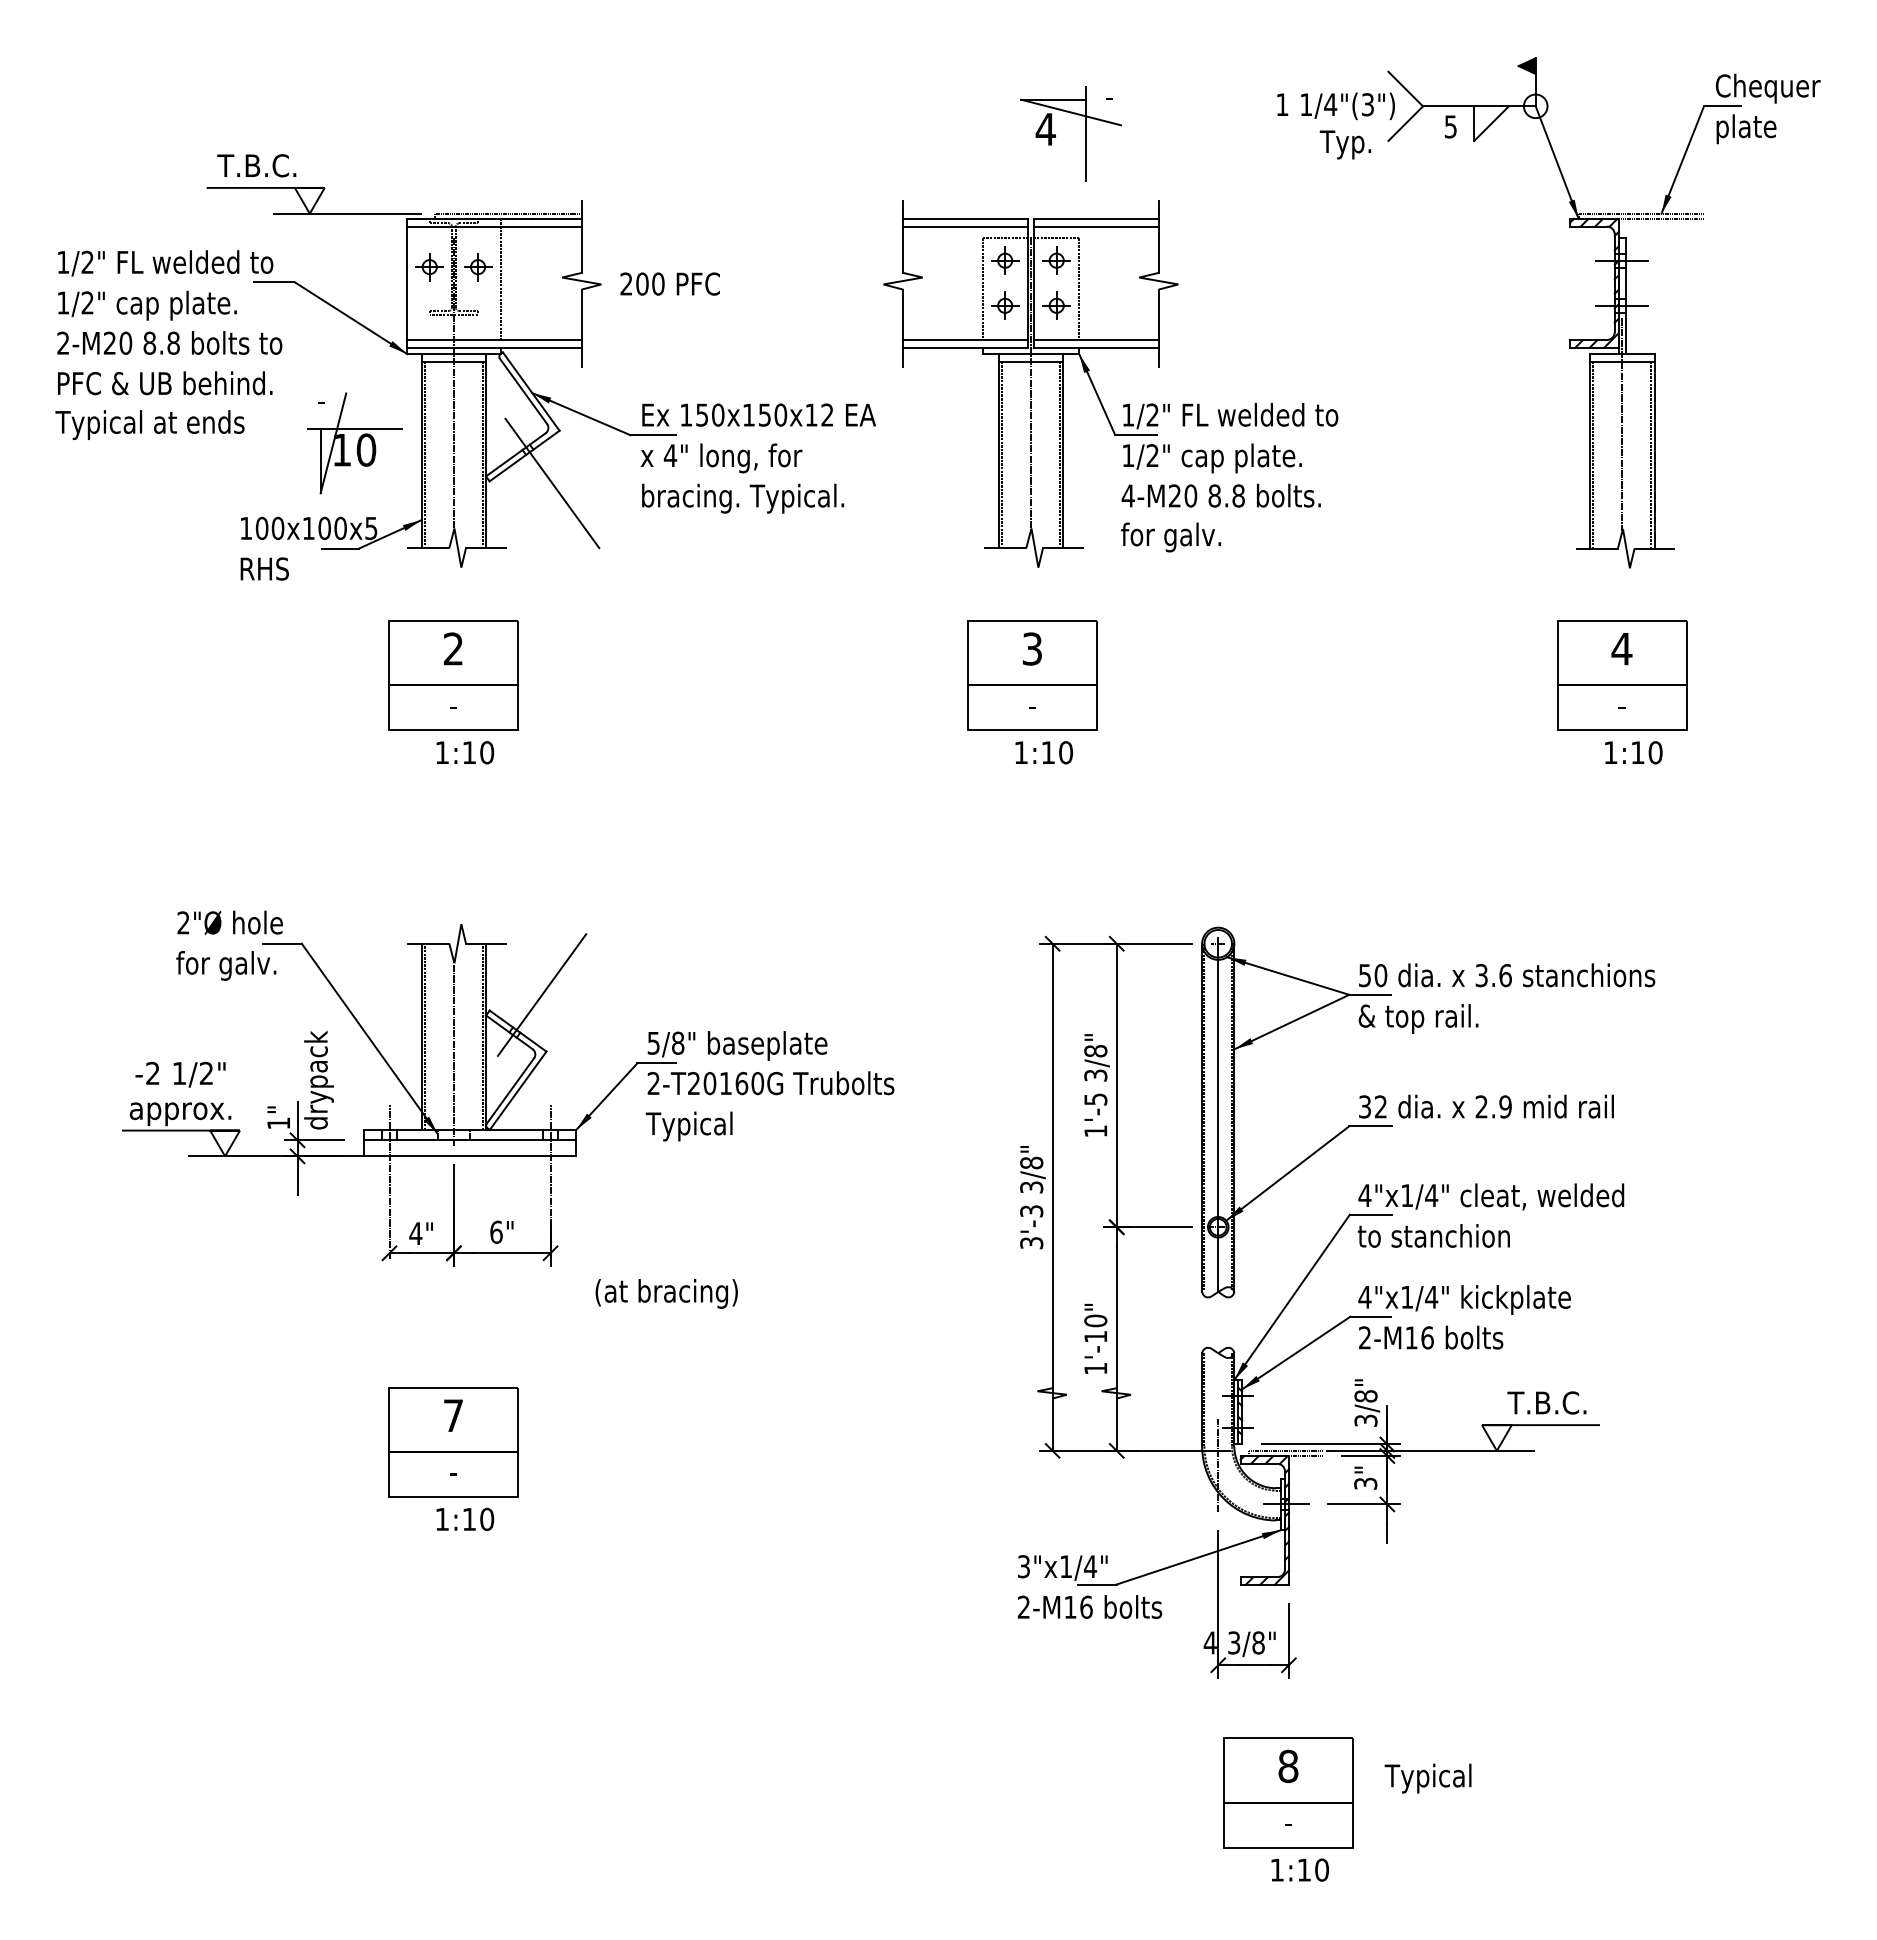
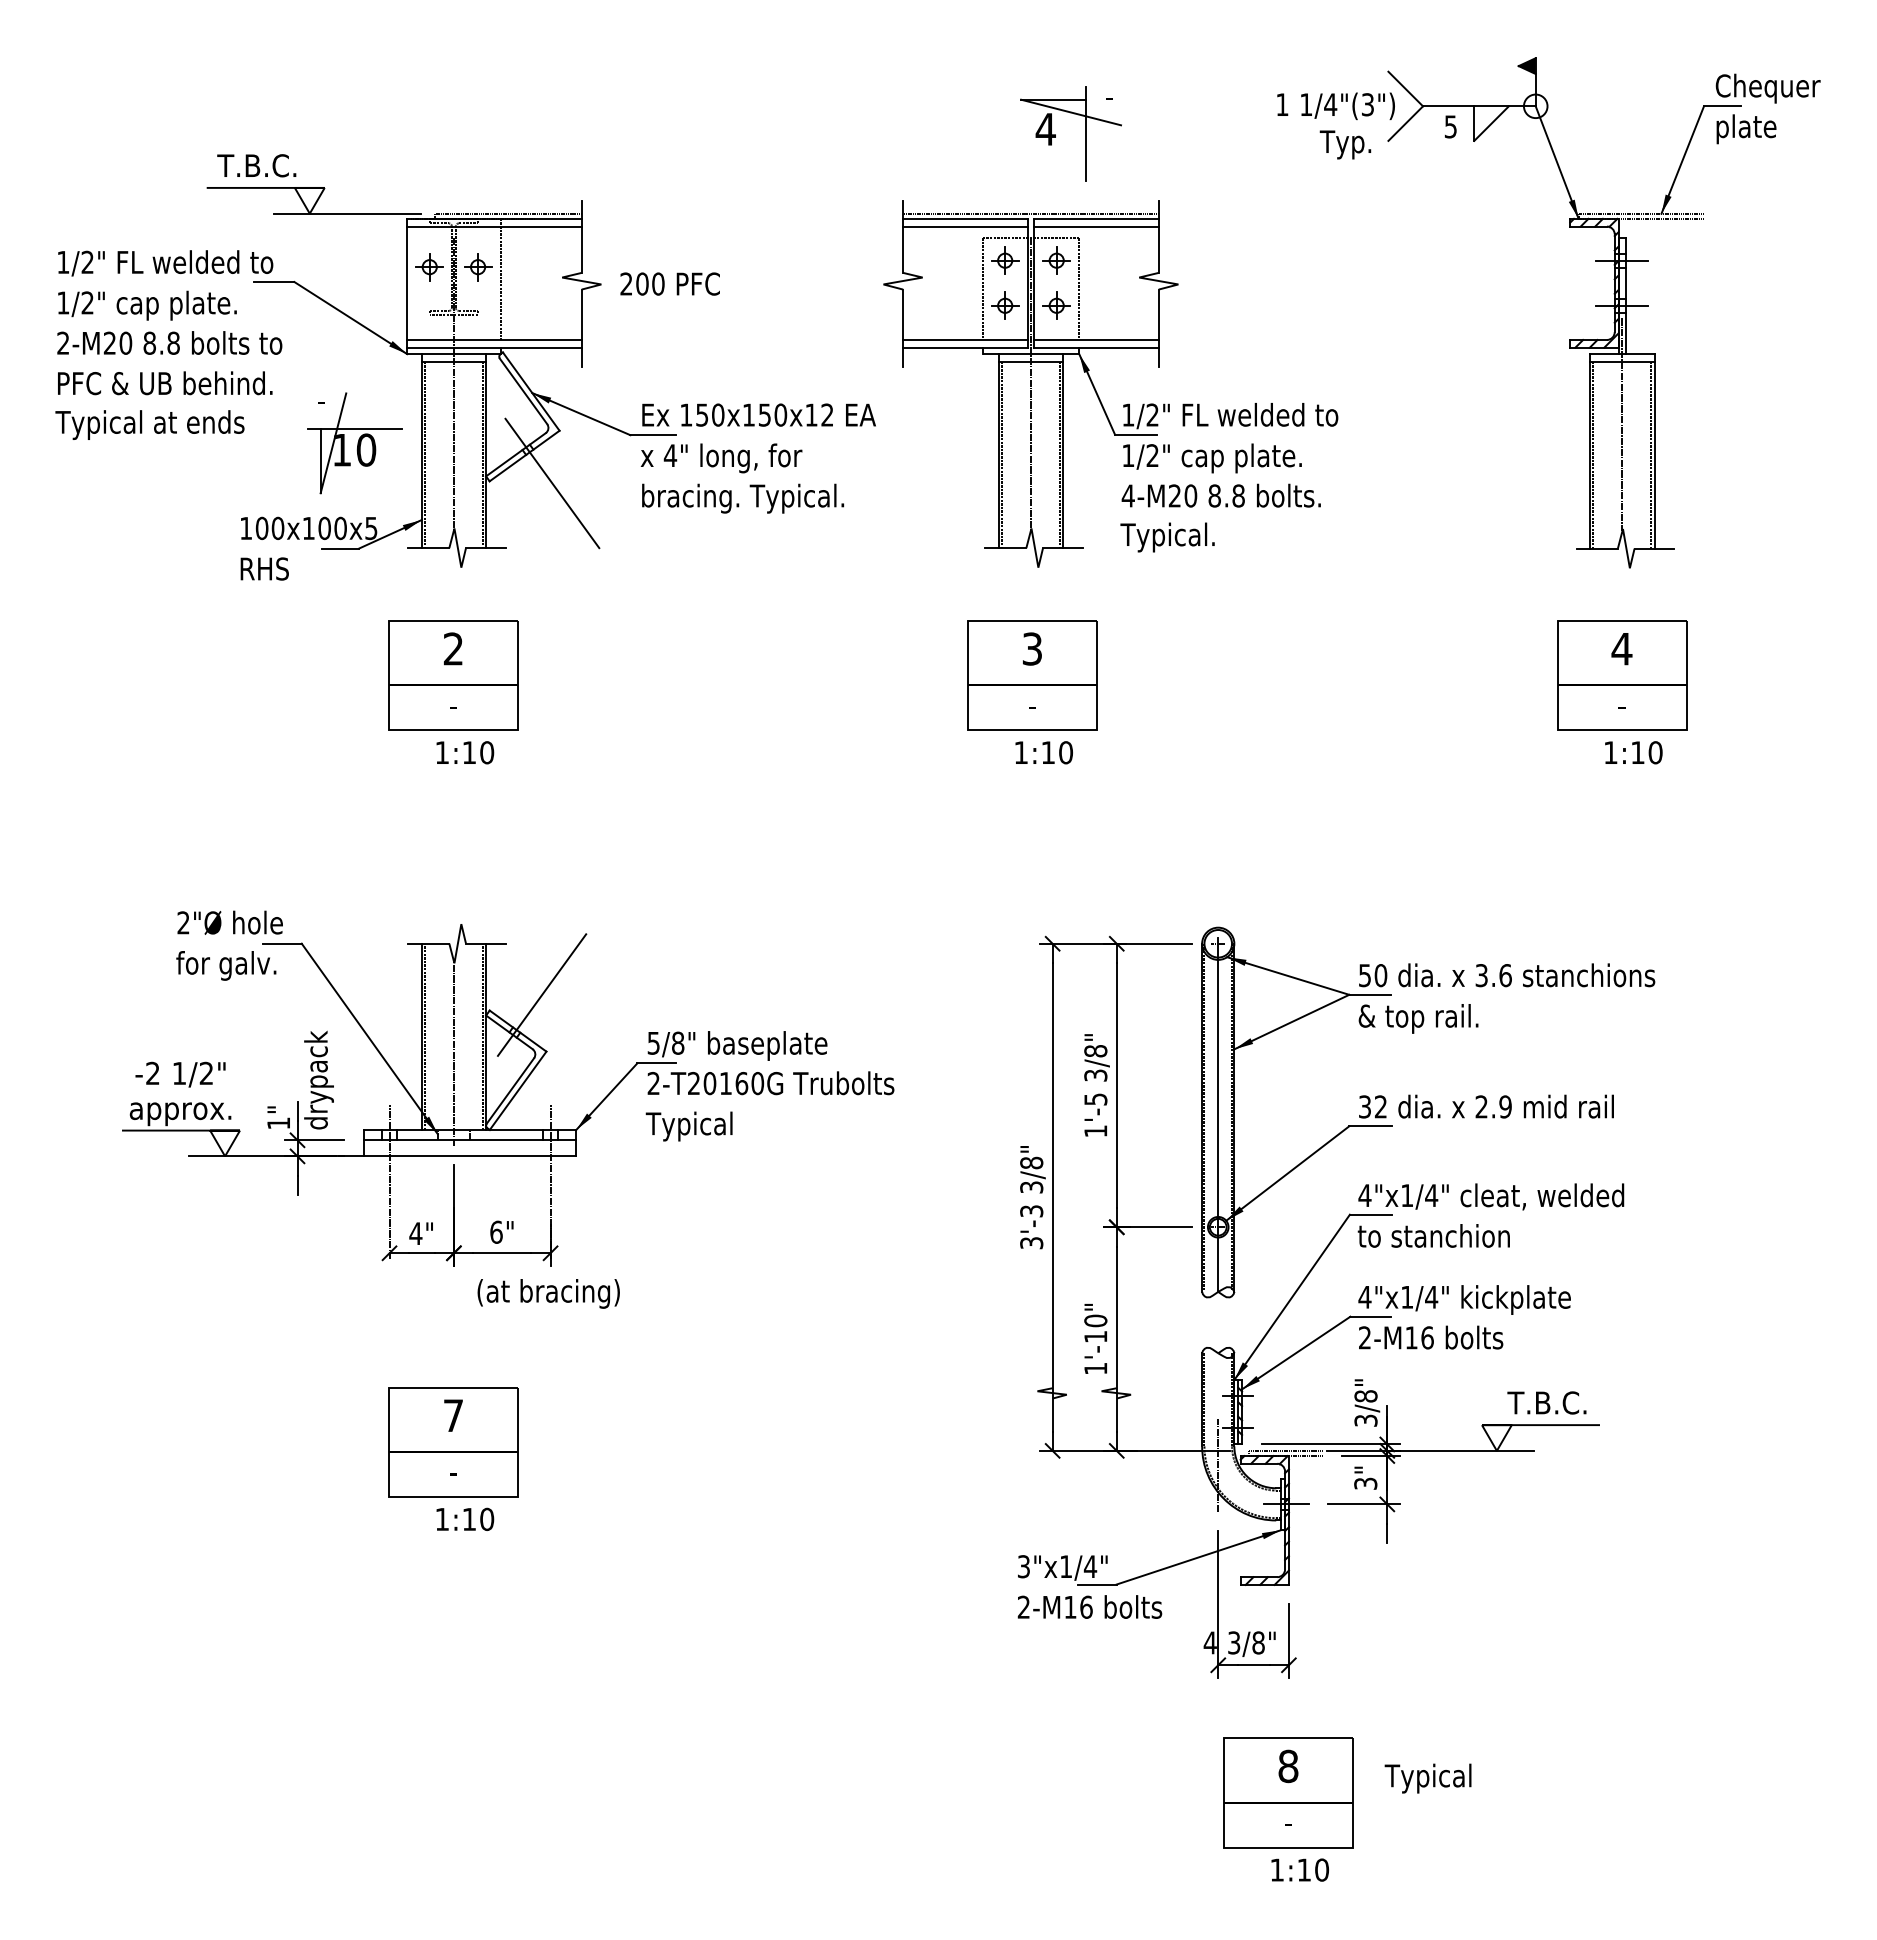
line: none -> present (1030, 213)
text: for galv. -> Typical. (1170, 537)
text position: (666, 1293) -> (548, 1293) (548, 1293)
